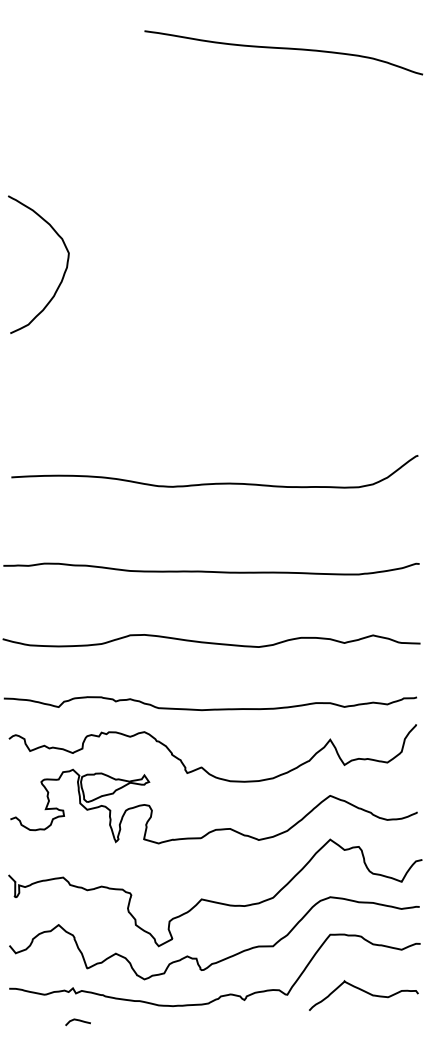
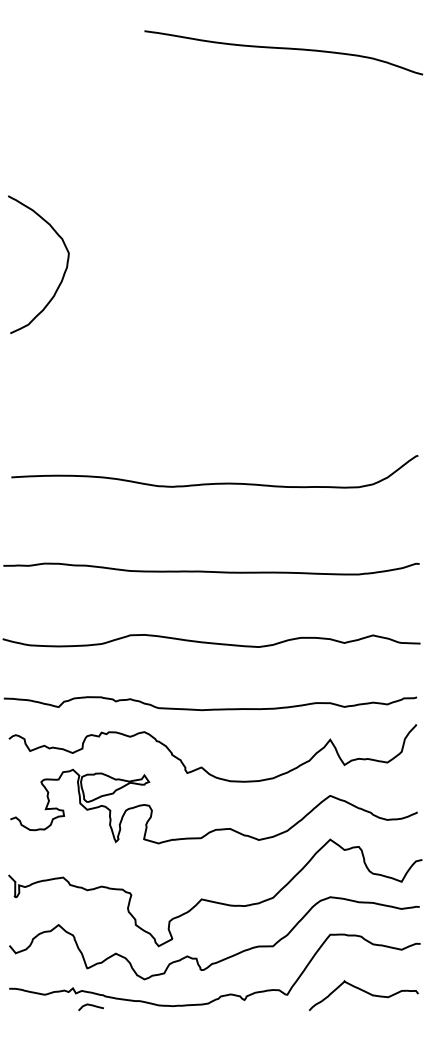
curve position: (78, 1021) -> (91, 1006) (91, 1006)
